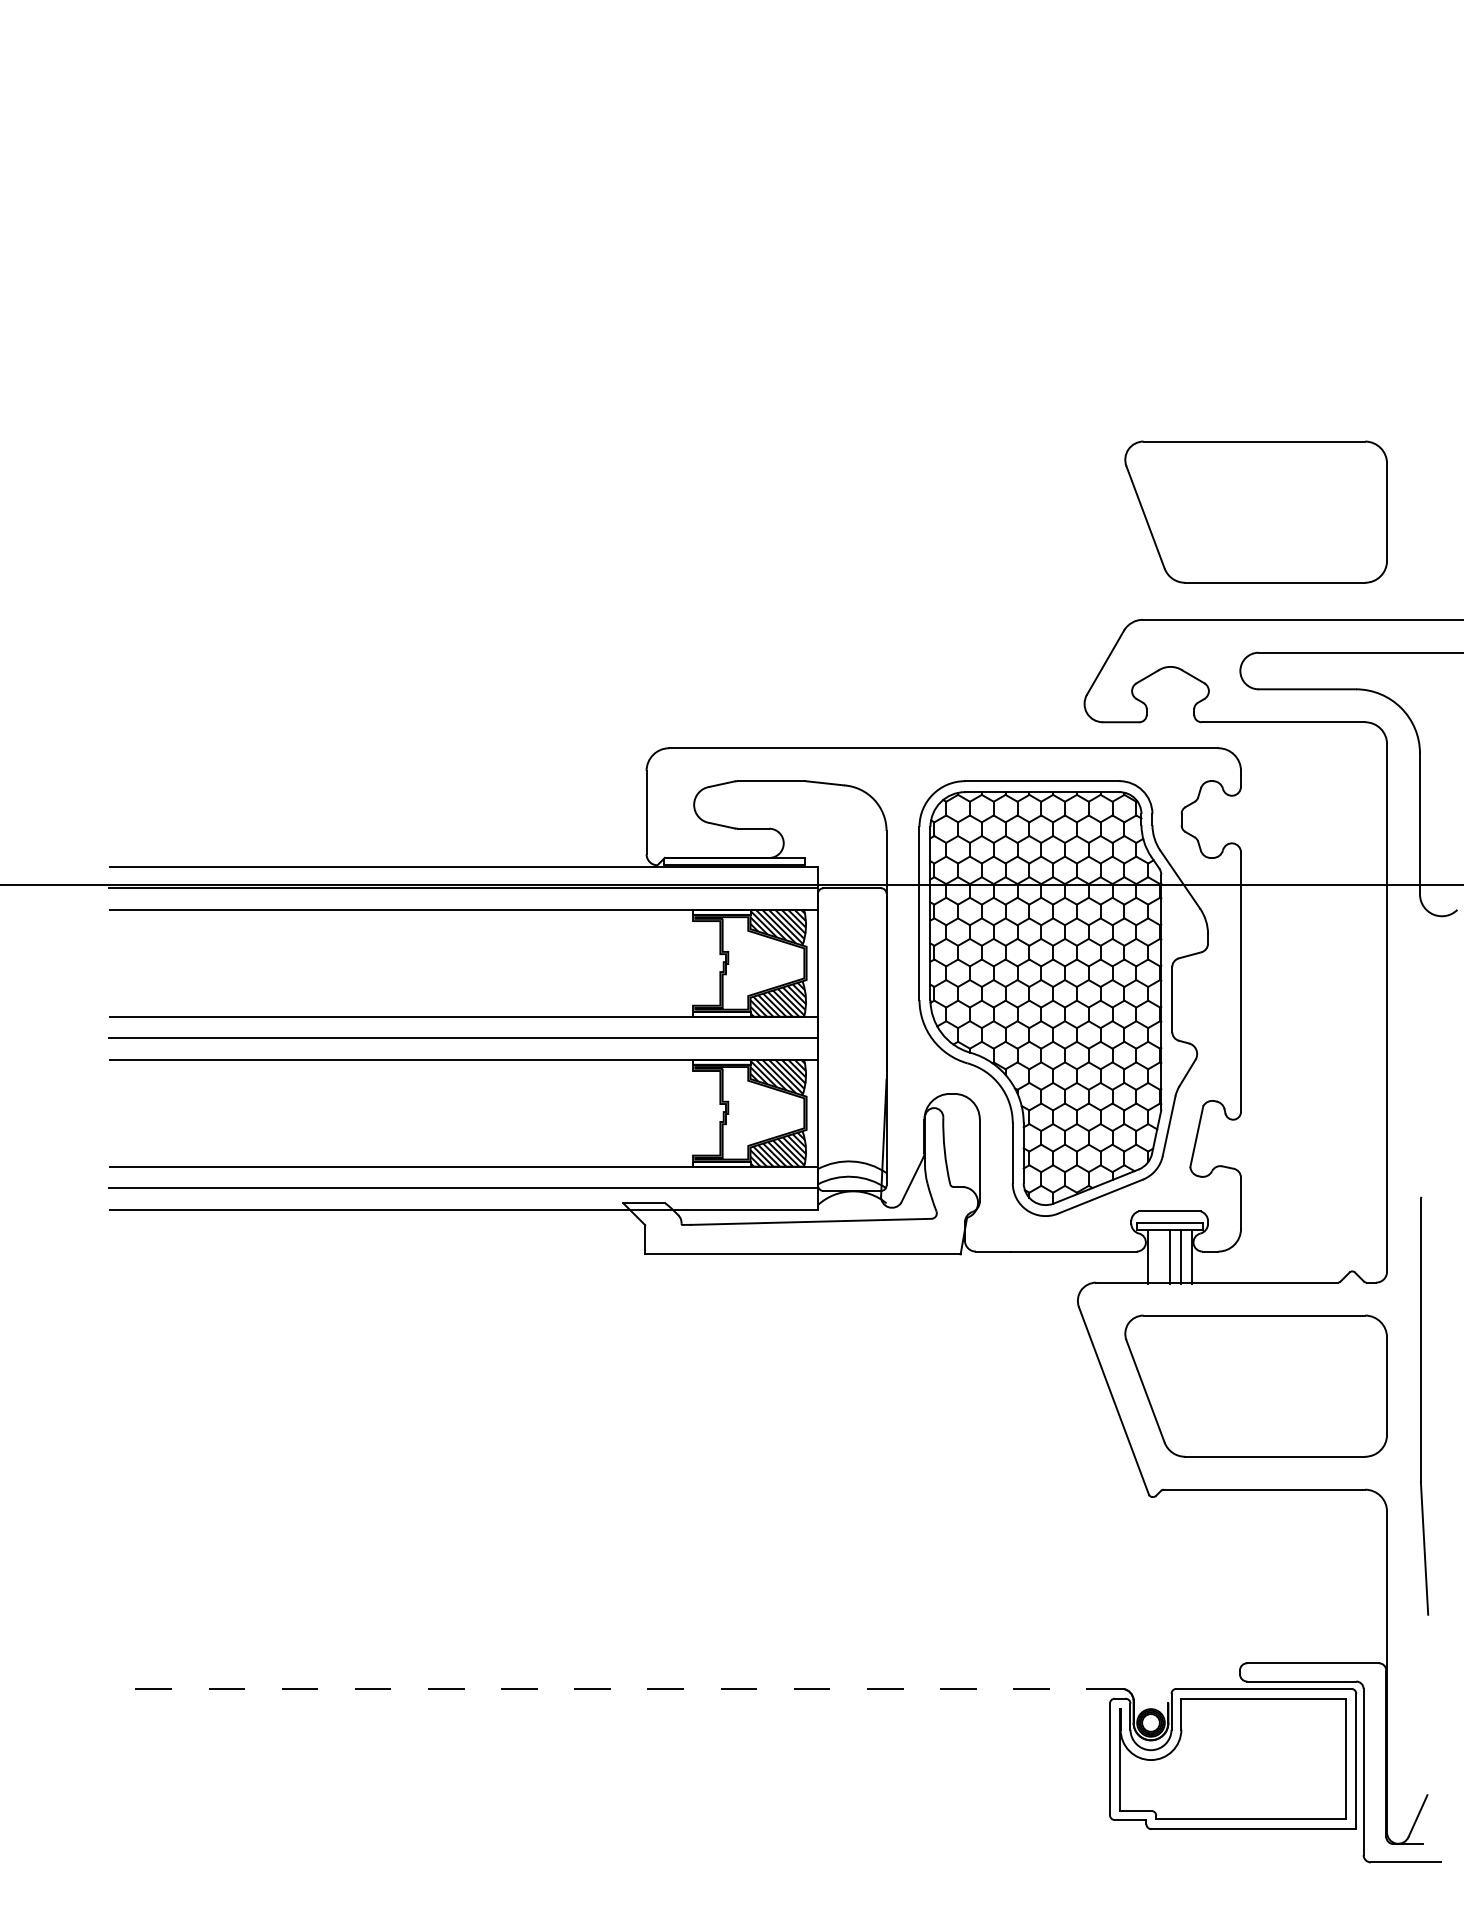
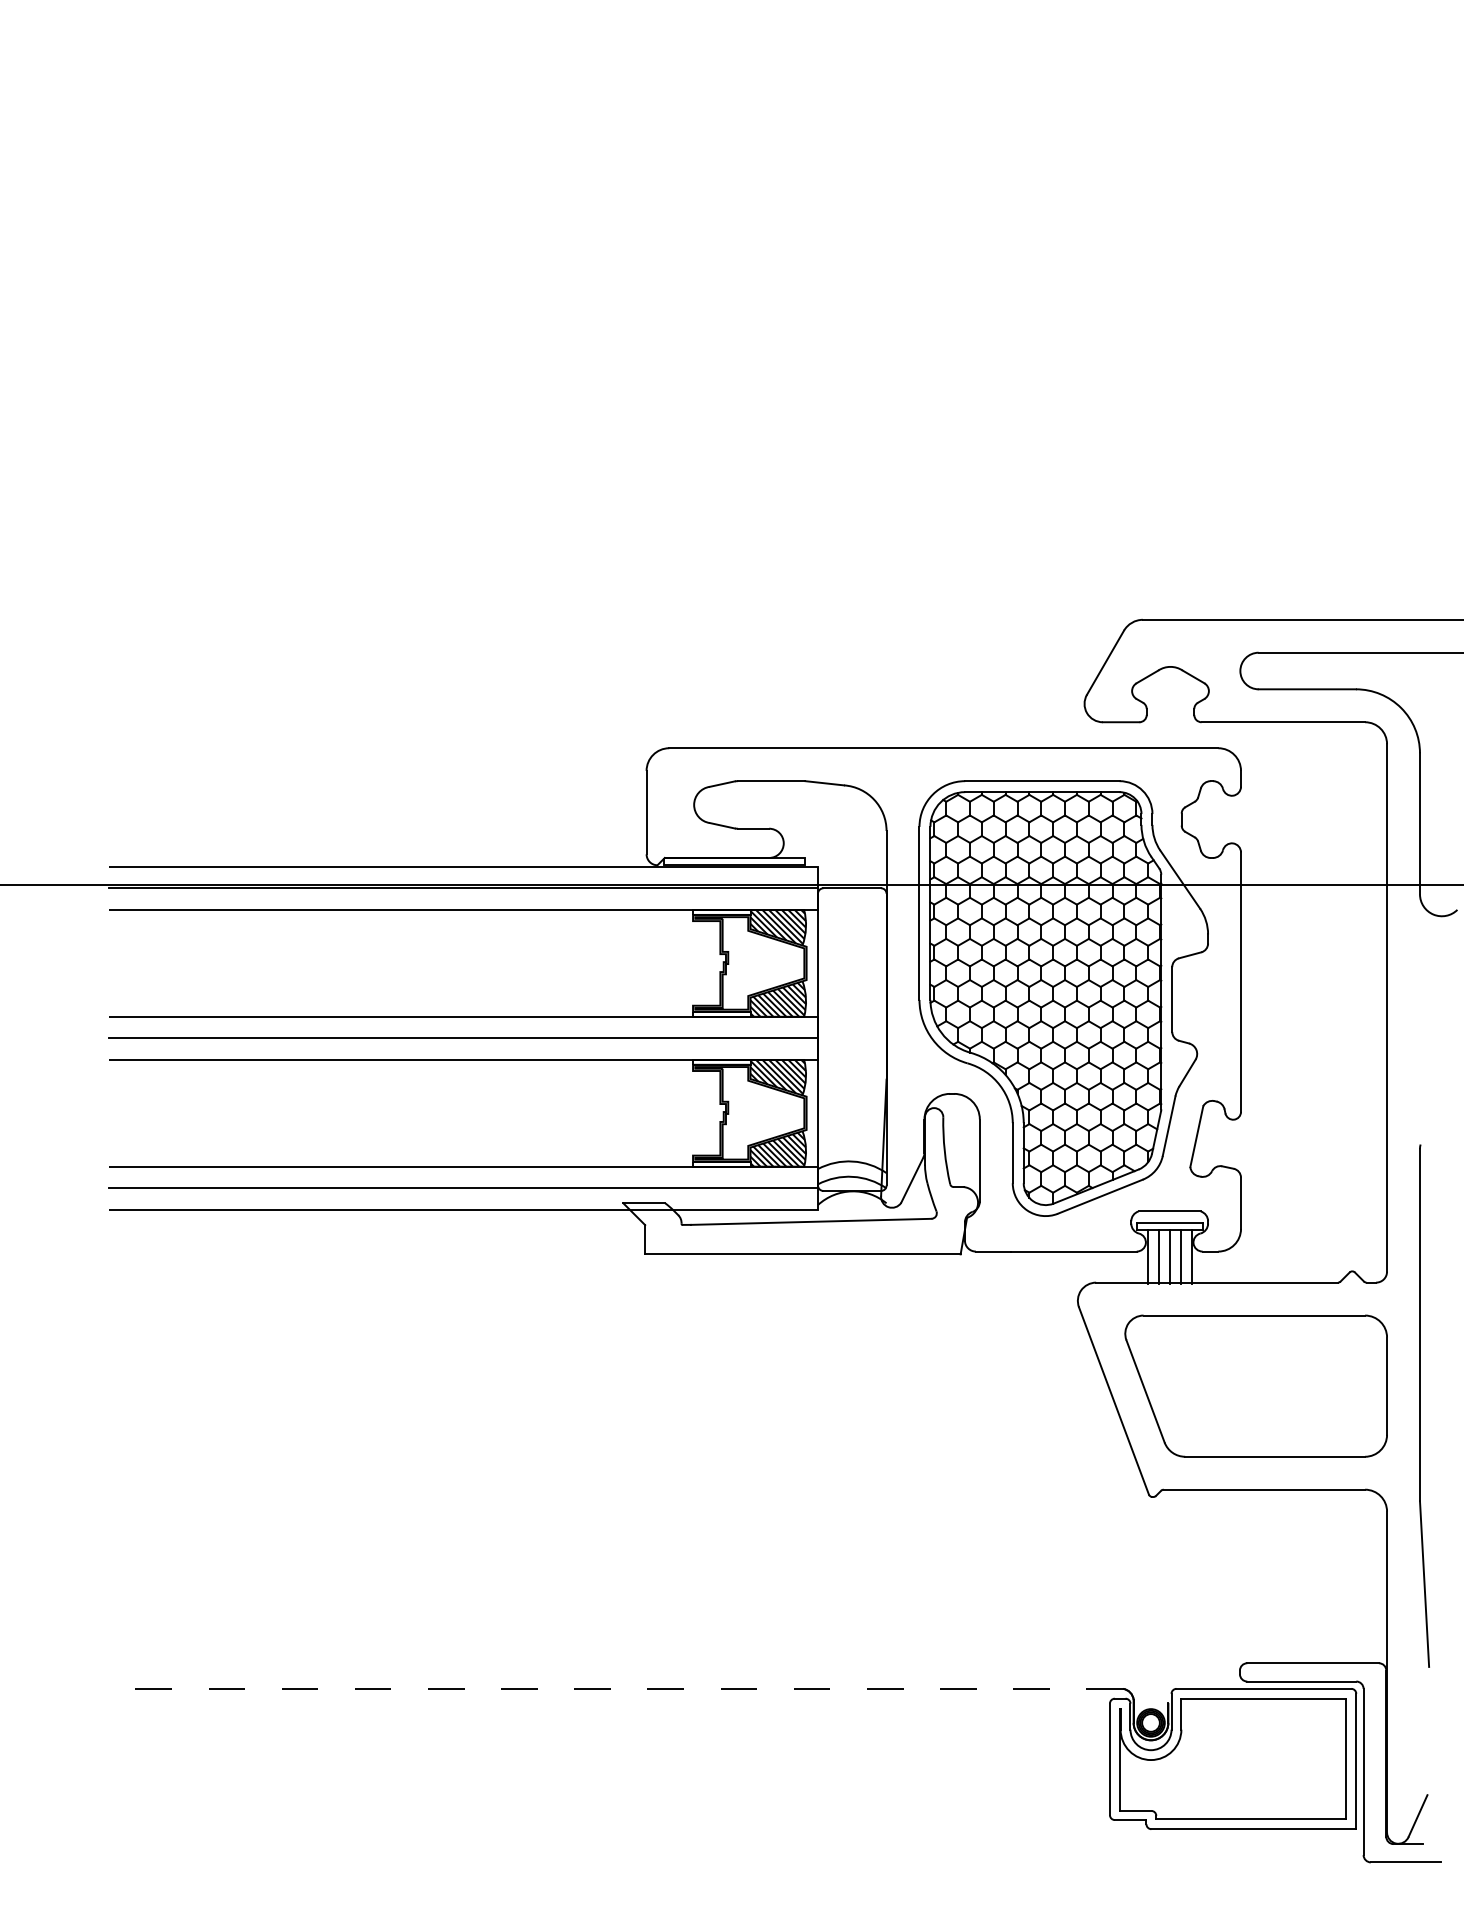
part: present -> none (1255, 511)
line: none -> present (1158, 1256)
part size: 10x420 px -> 11x524 px (1424, 1405)
